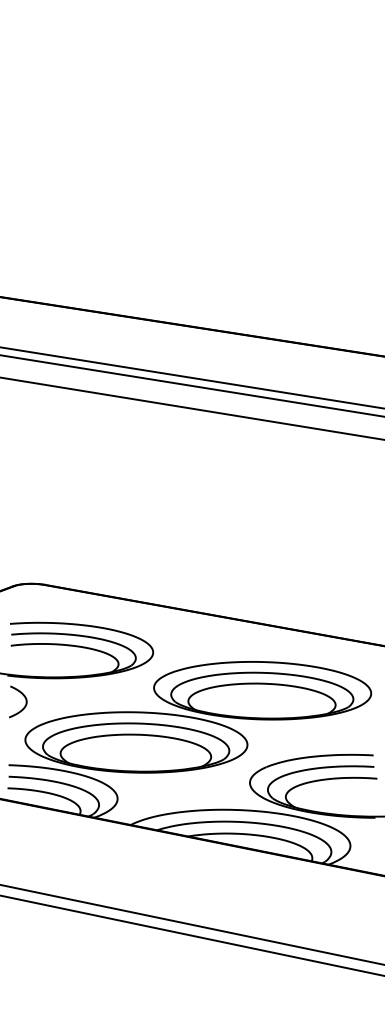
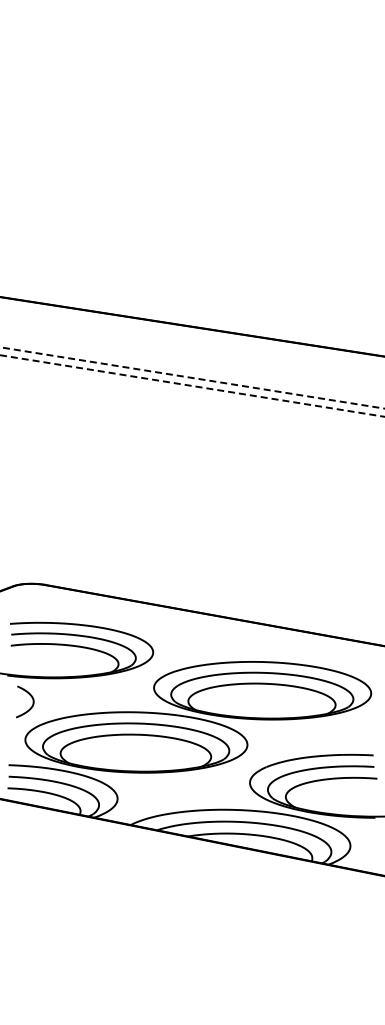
line: solid -> dashed (193, 378)
line: solid -> dashed (191, 385)
line: present -> none (191, 408)
curve position: (25, 701) -> (32, 701) (32, 701)
line: present -> none (191, 924)
line: present -> none (191, 935)
